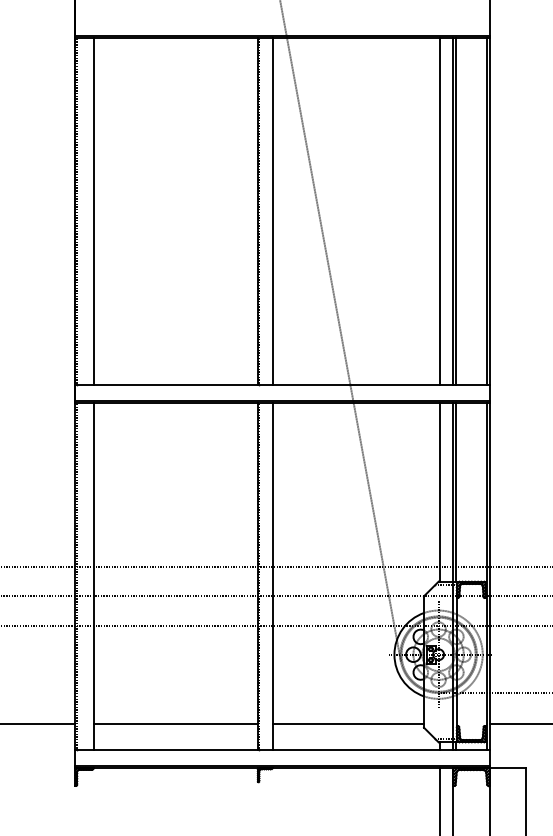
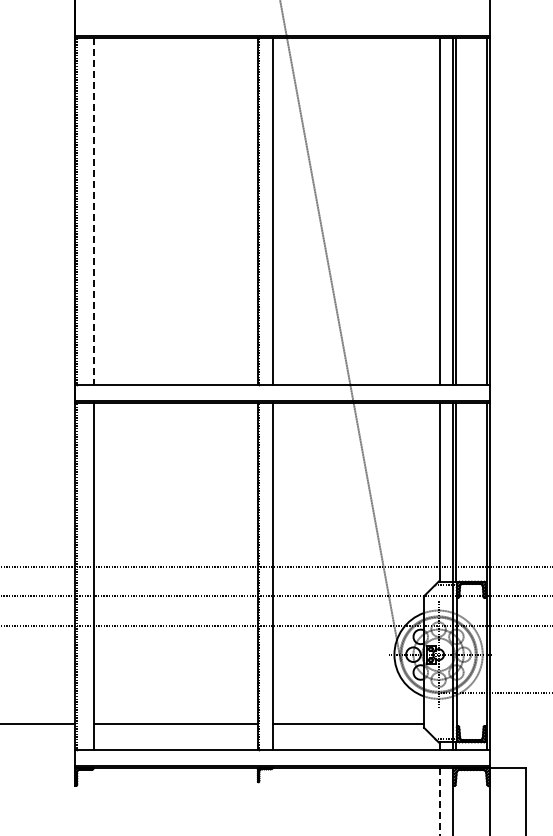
line: solid -> dashed (93, 211)
line: present -> none (519, 724)
line: solid -> dashed (440, 801)
